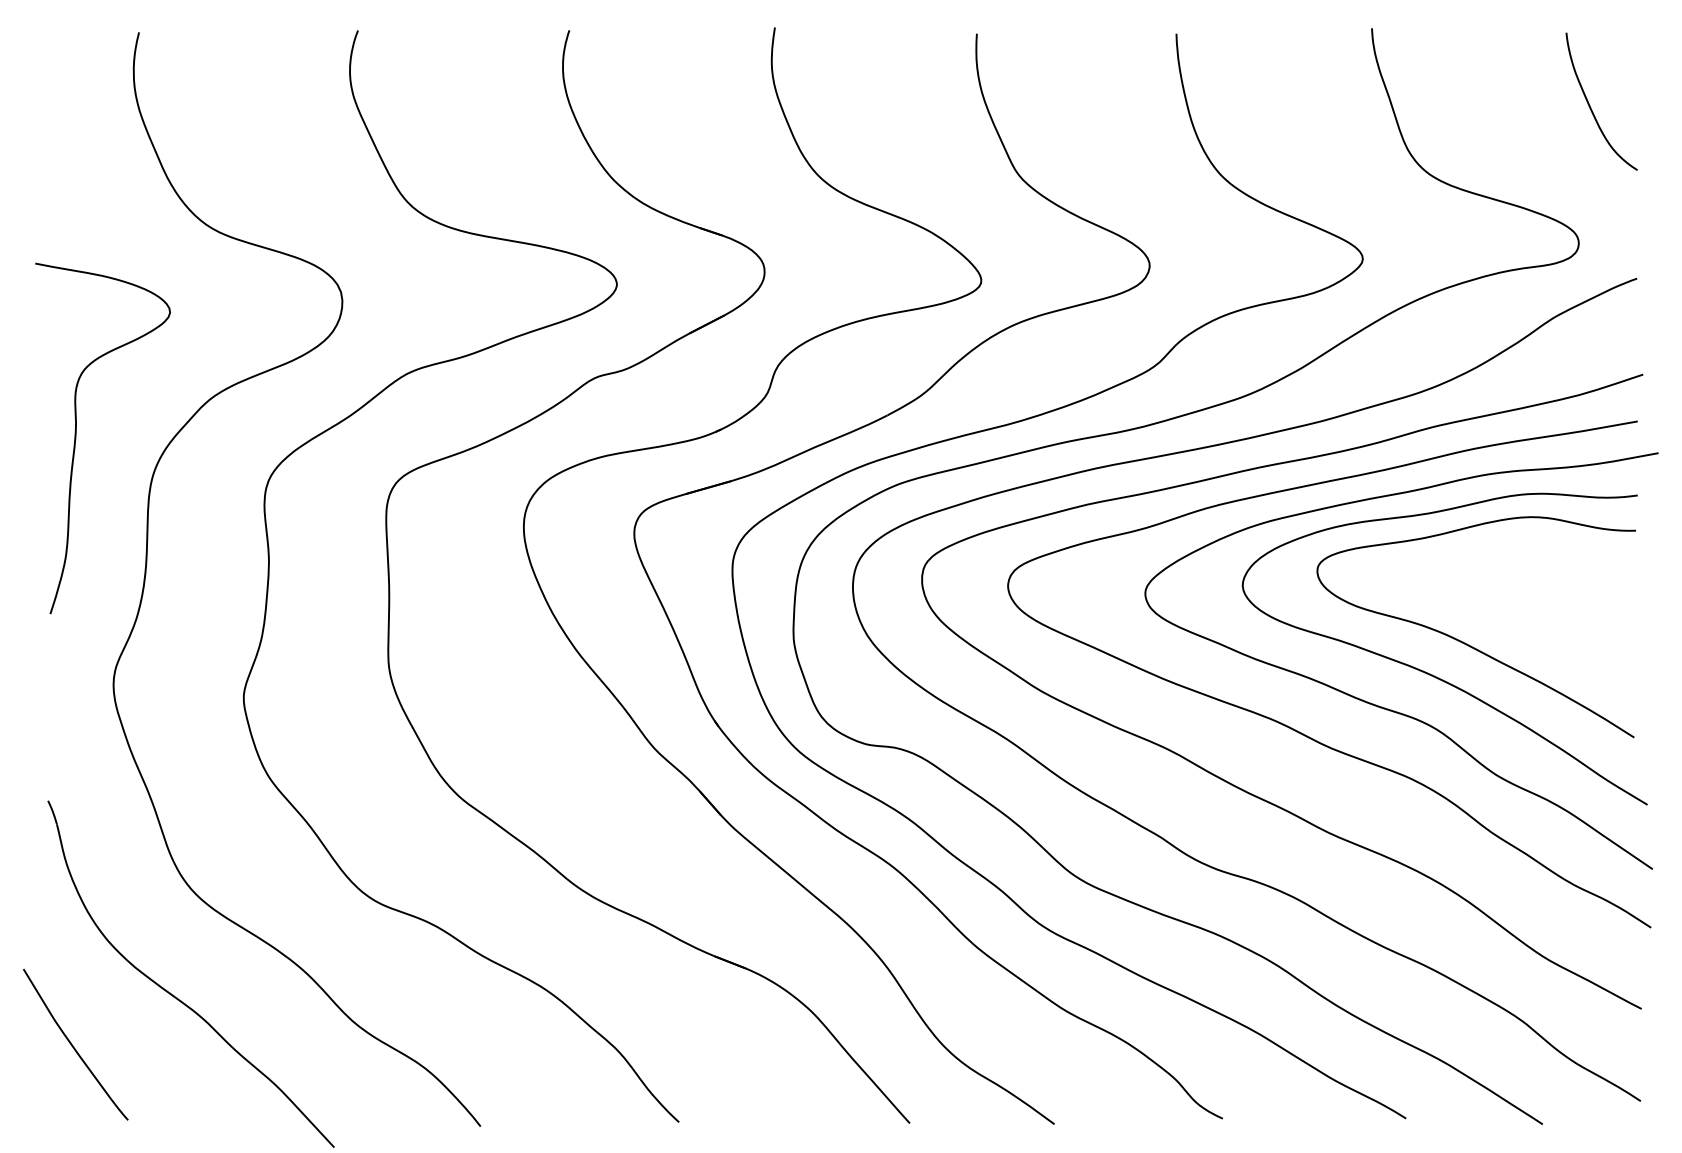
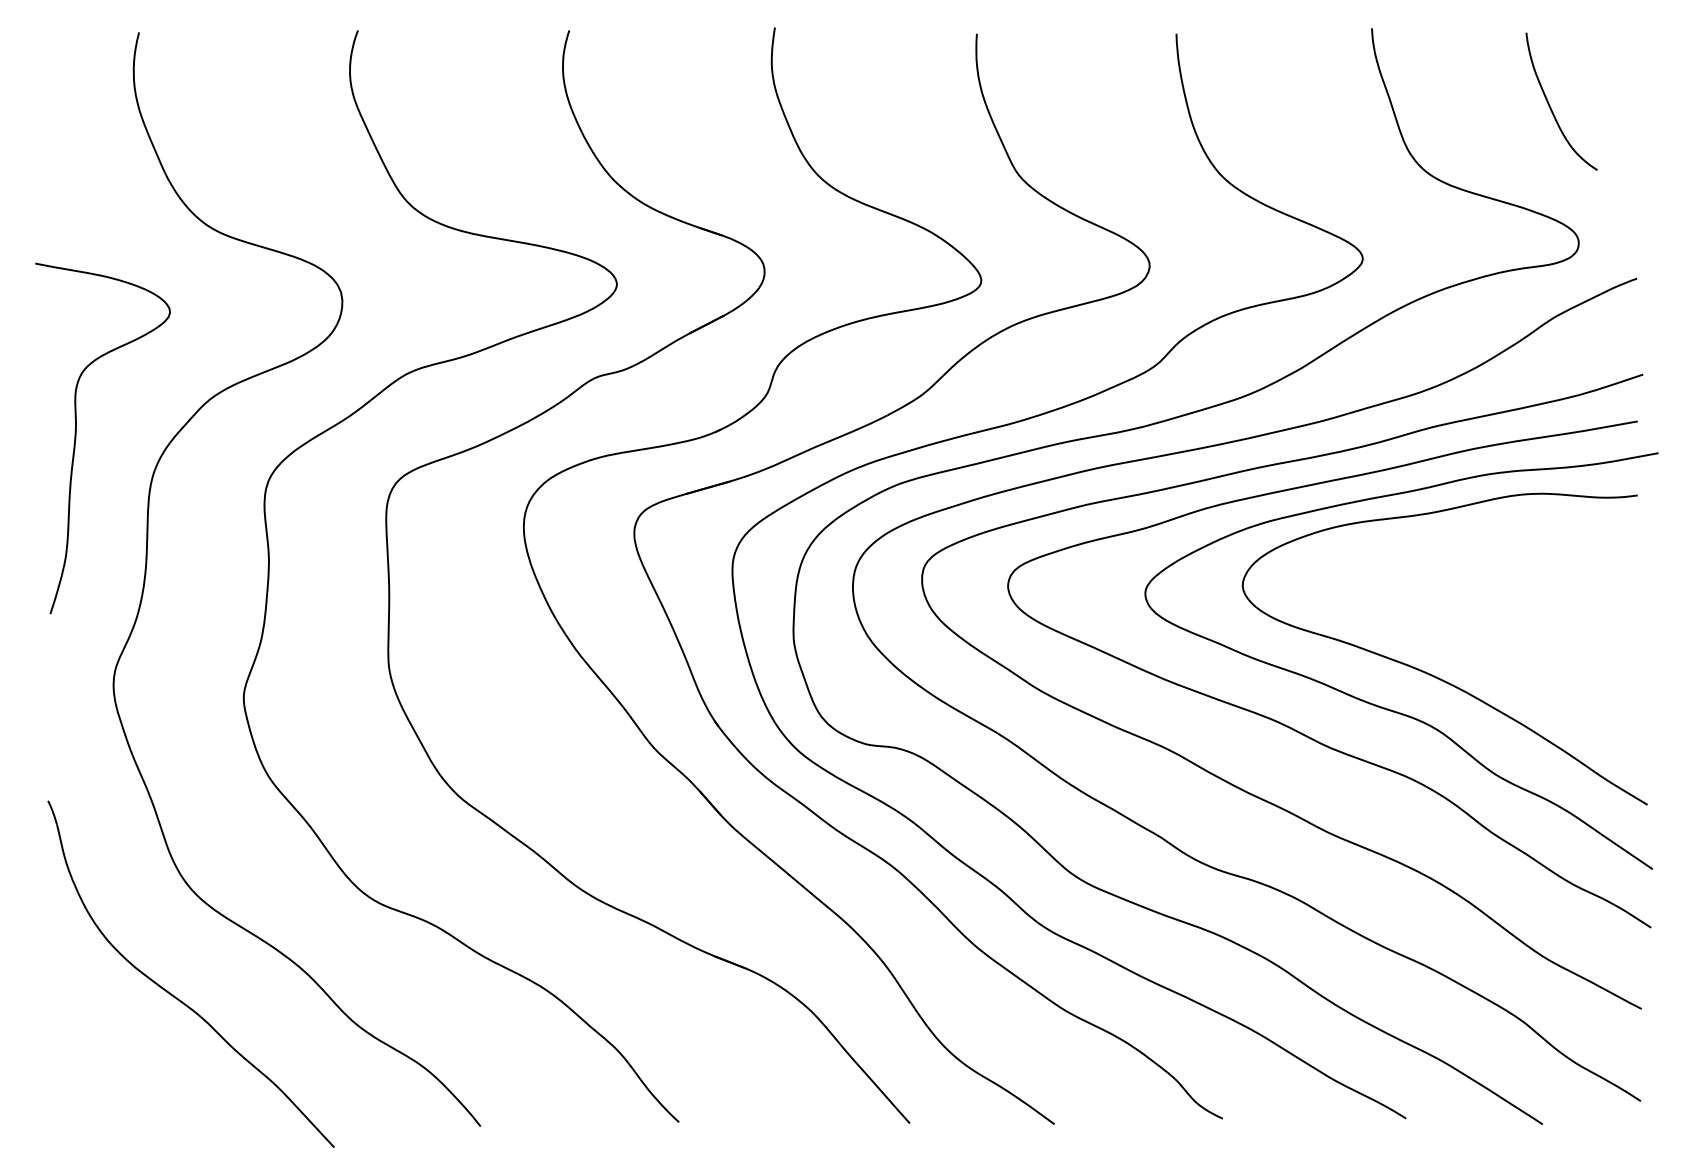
curve position: (1591, 107) -> (1551, 107) (1551, 107)
curve: present -> none (1467, 643)
curve: present -> none (73, 1045)
